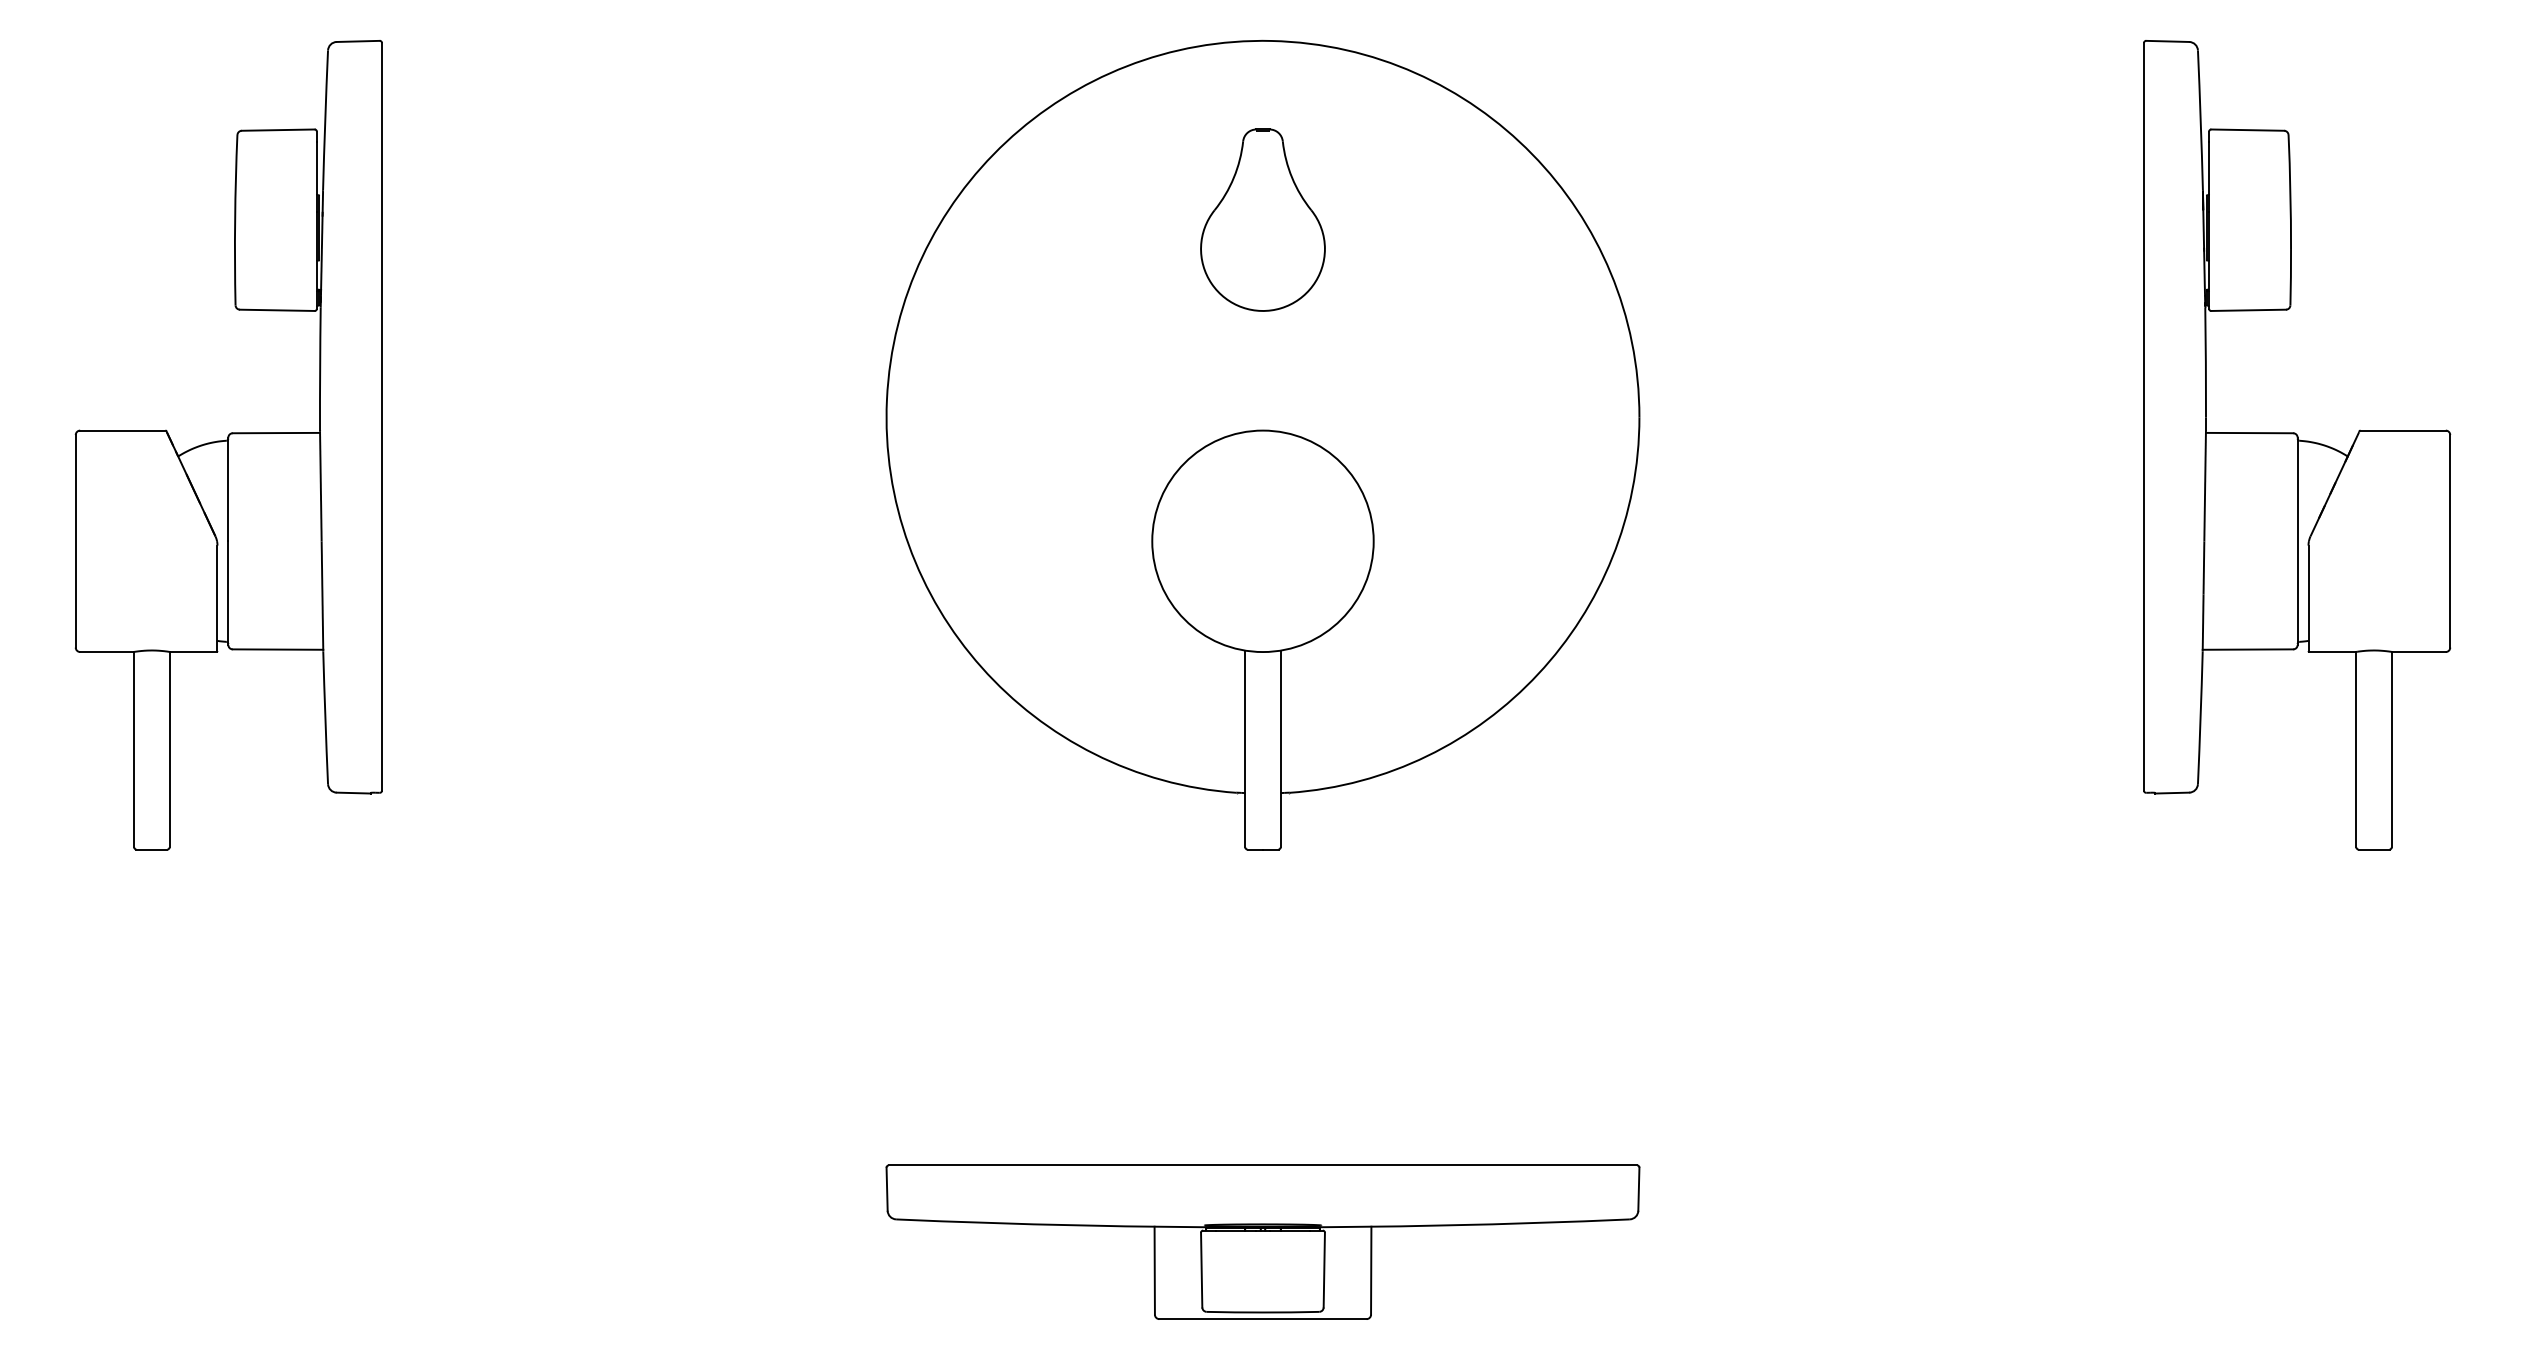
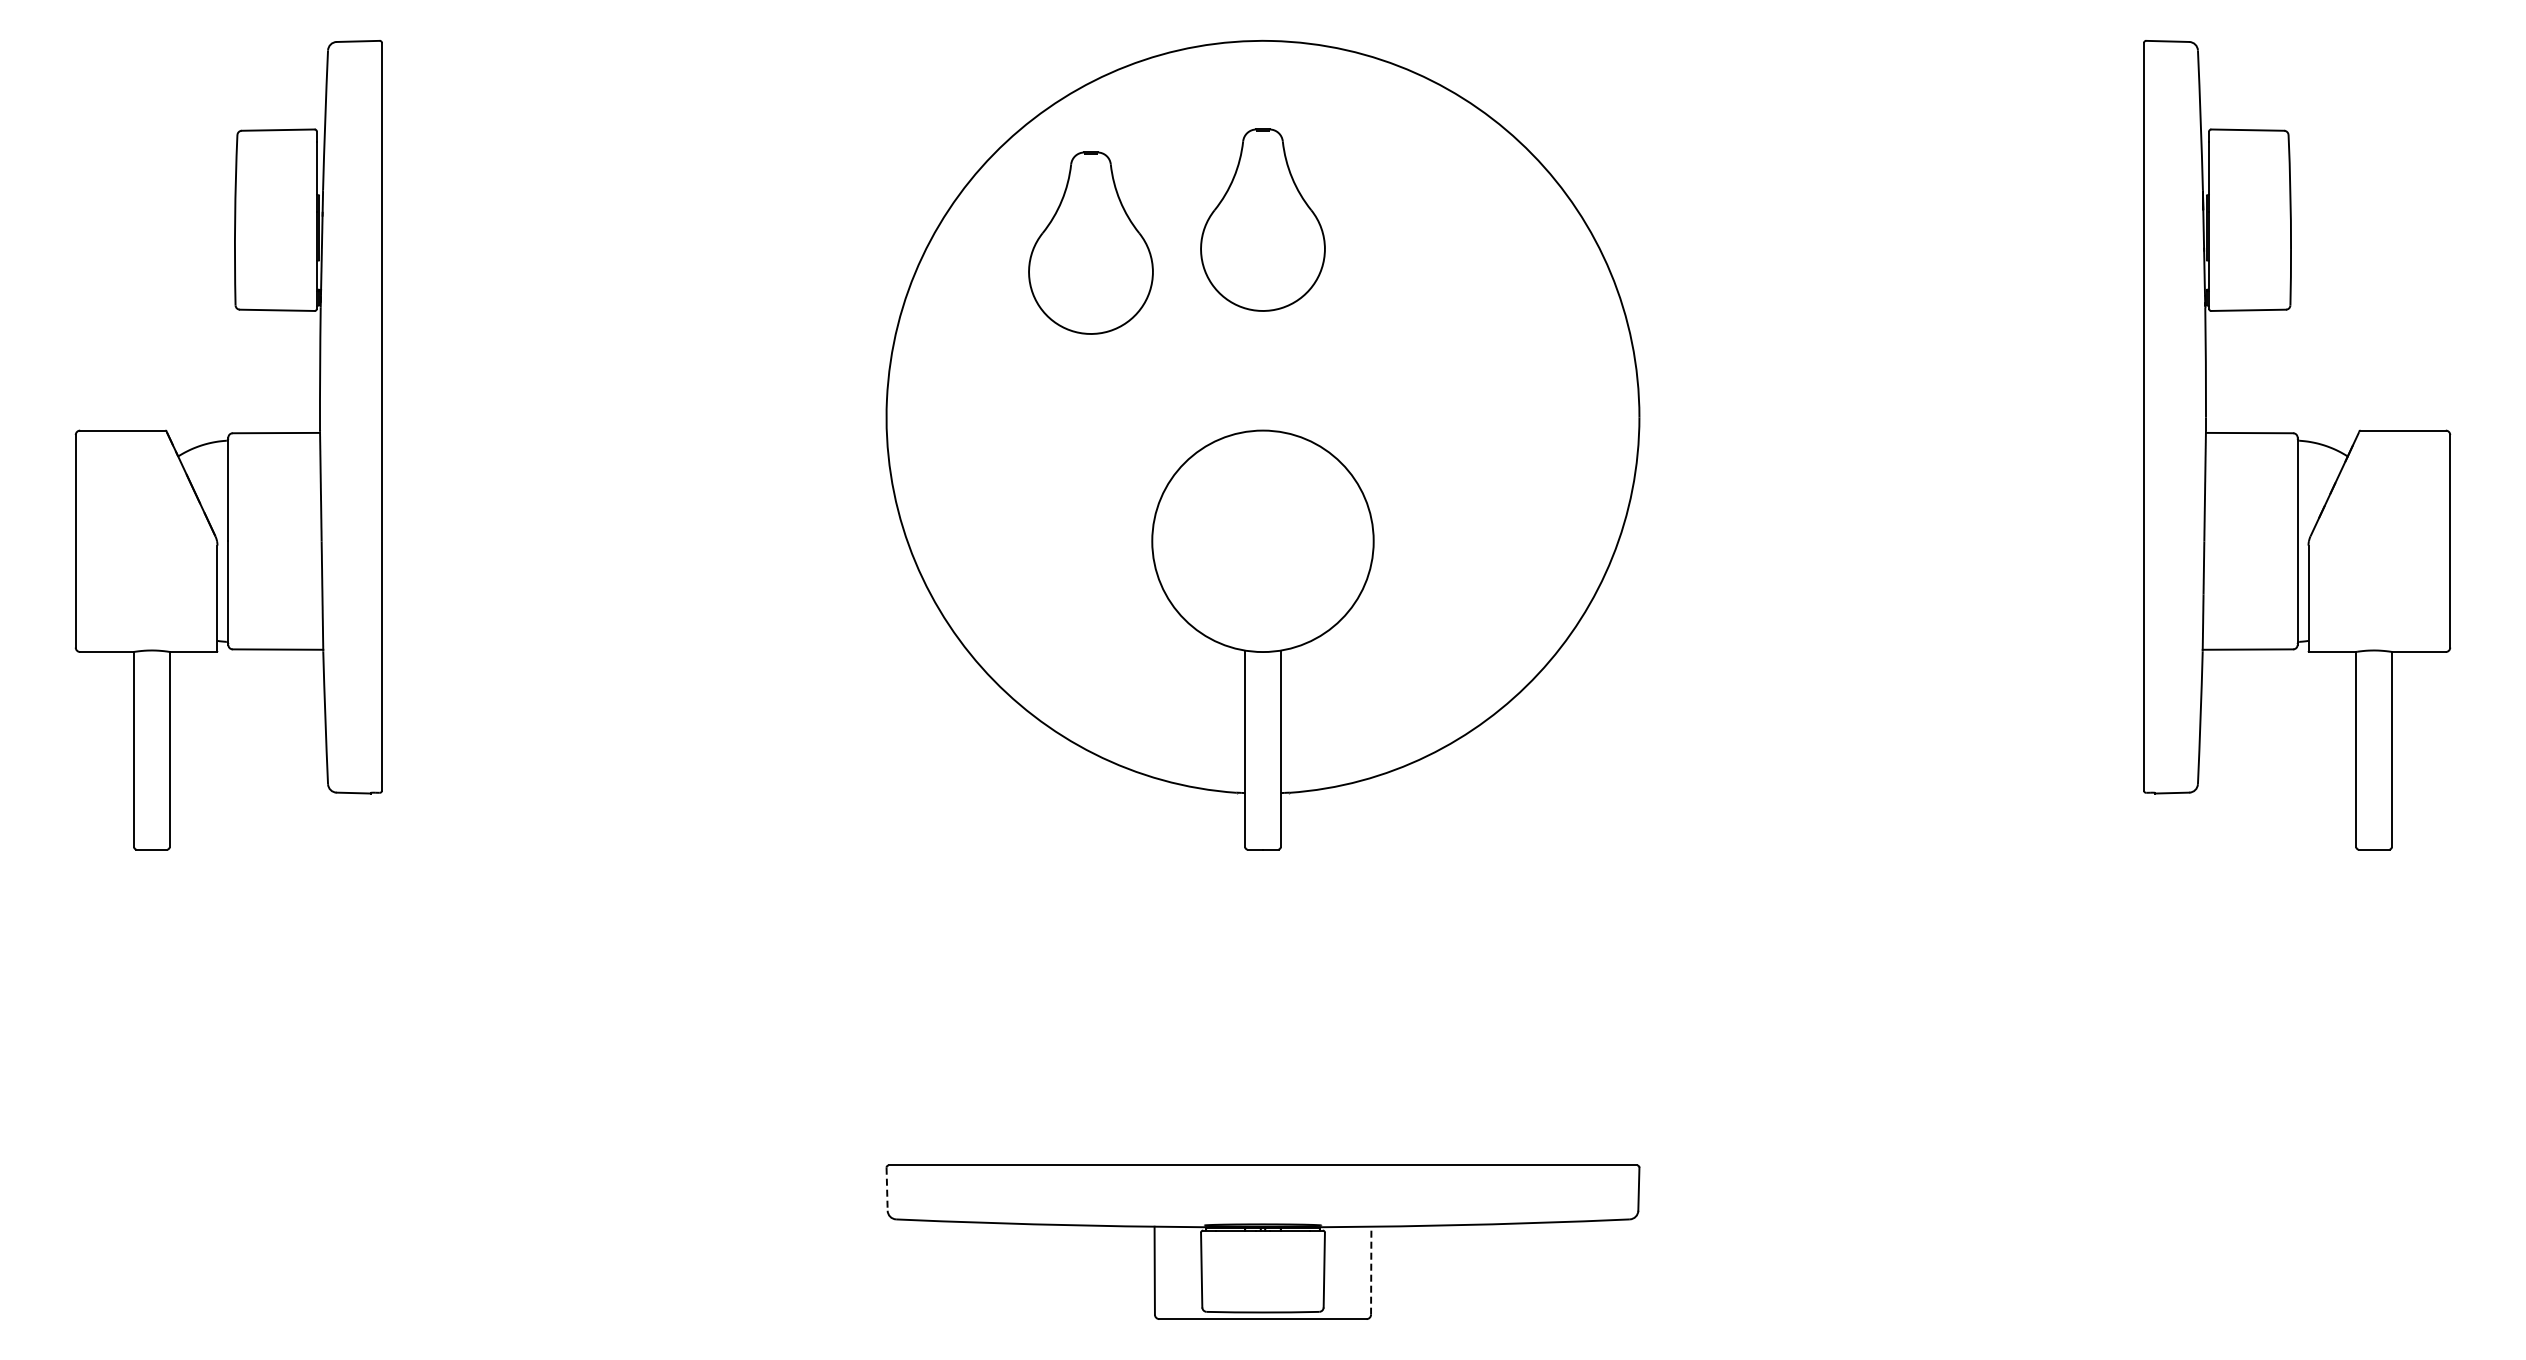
part: none -> present (1090, 242)
line: solid -> dashed (887, 1189)
line: solid -> dashed (1371, 1270)
